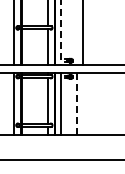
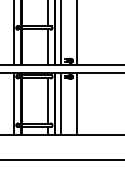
line: dashed -> solid (60, 33)
line position: (83, 33) -> (77, 33) (77, 33)
line: dashed -> solid (77, 104)
